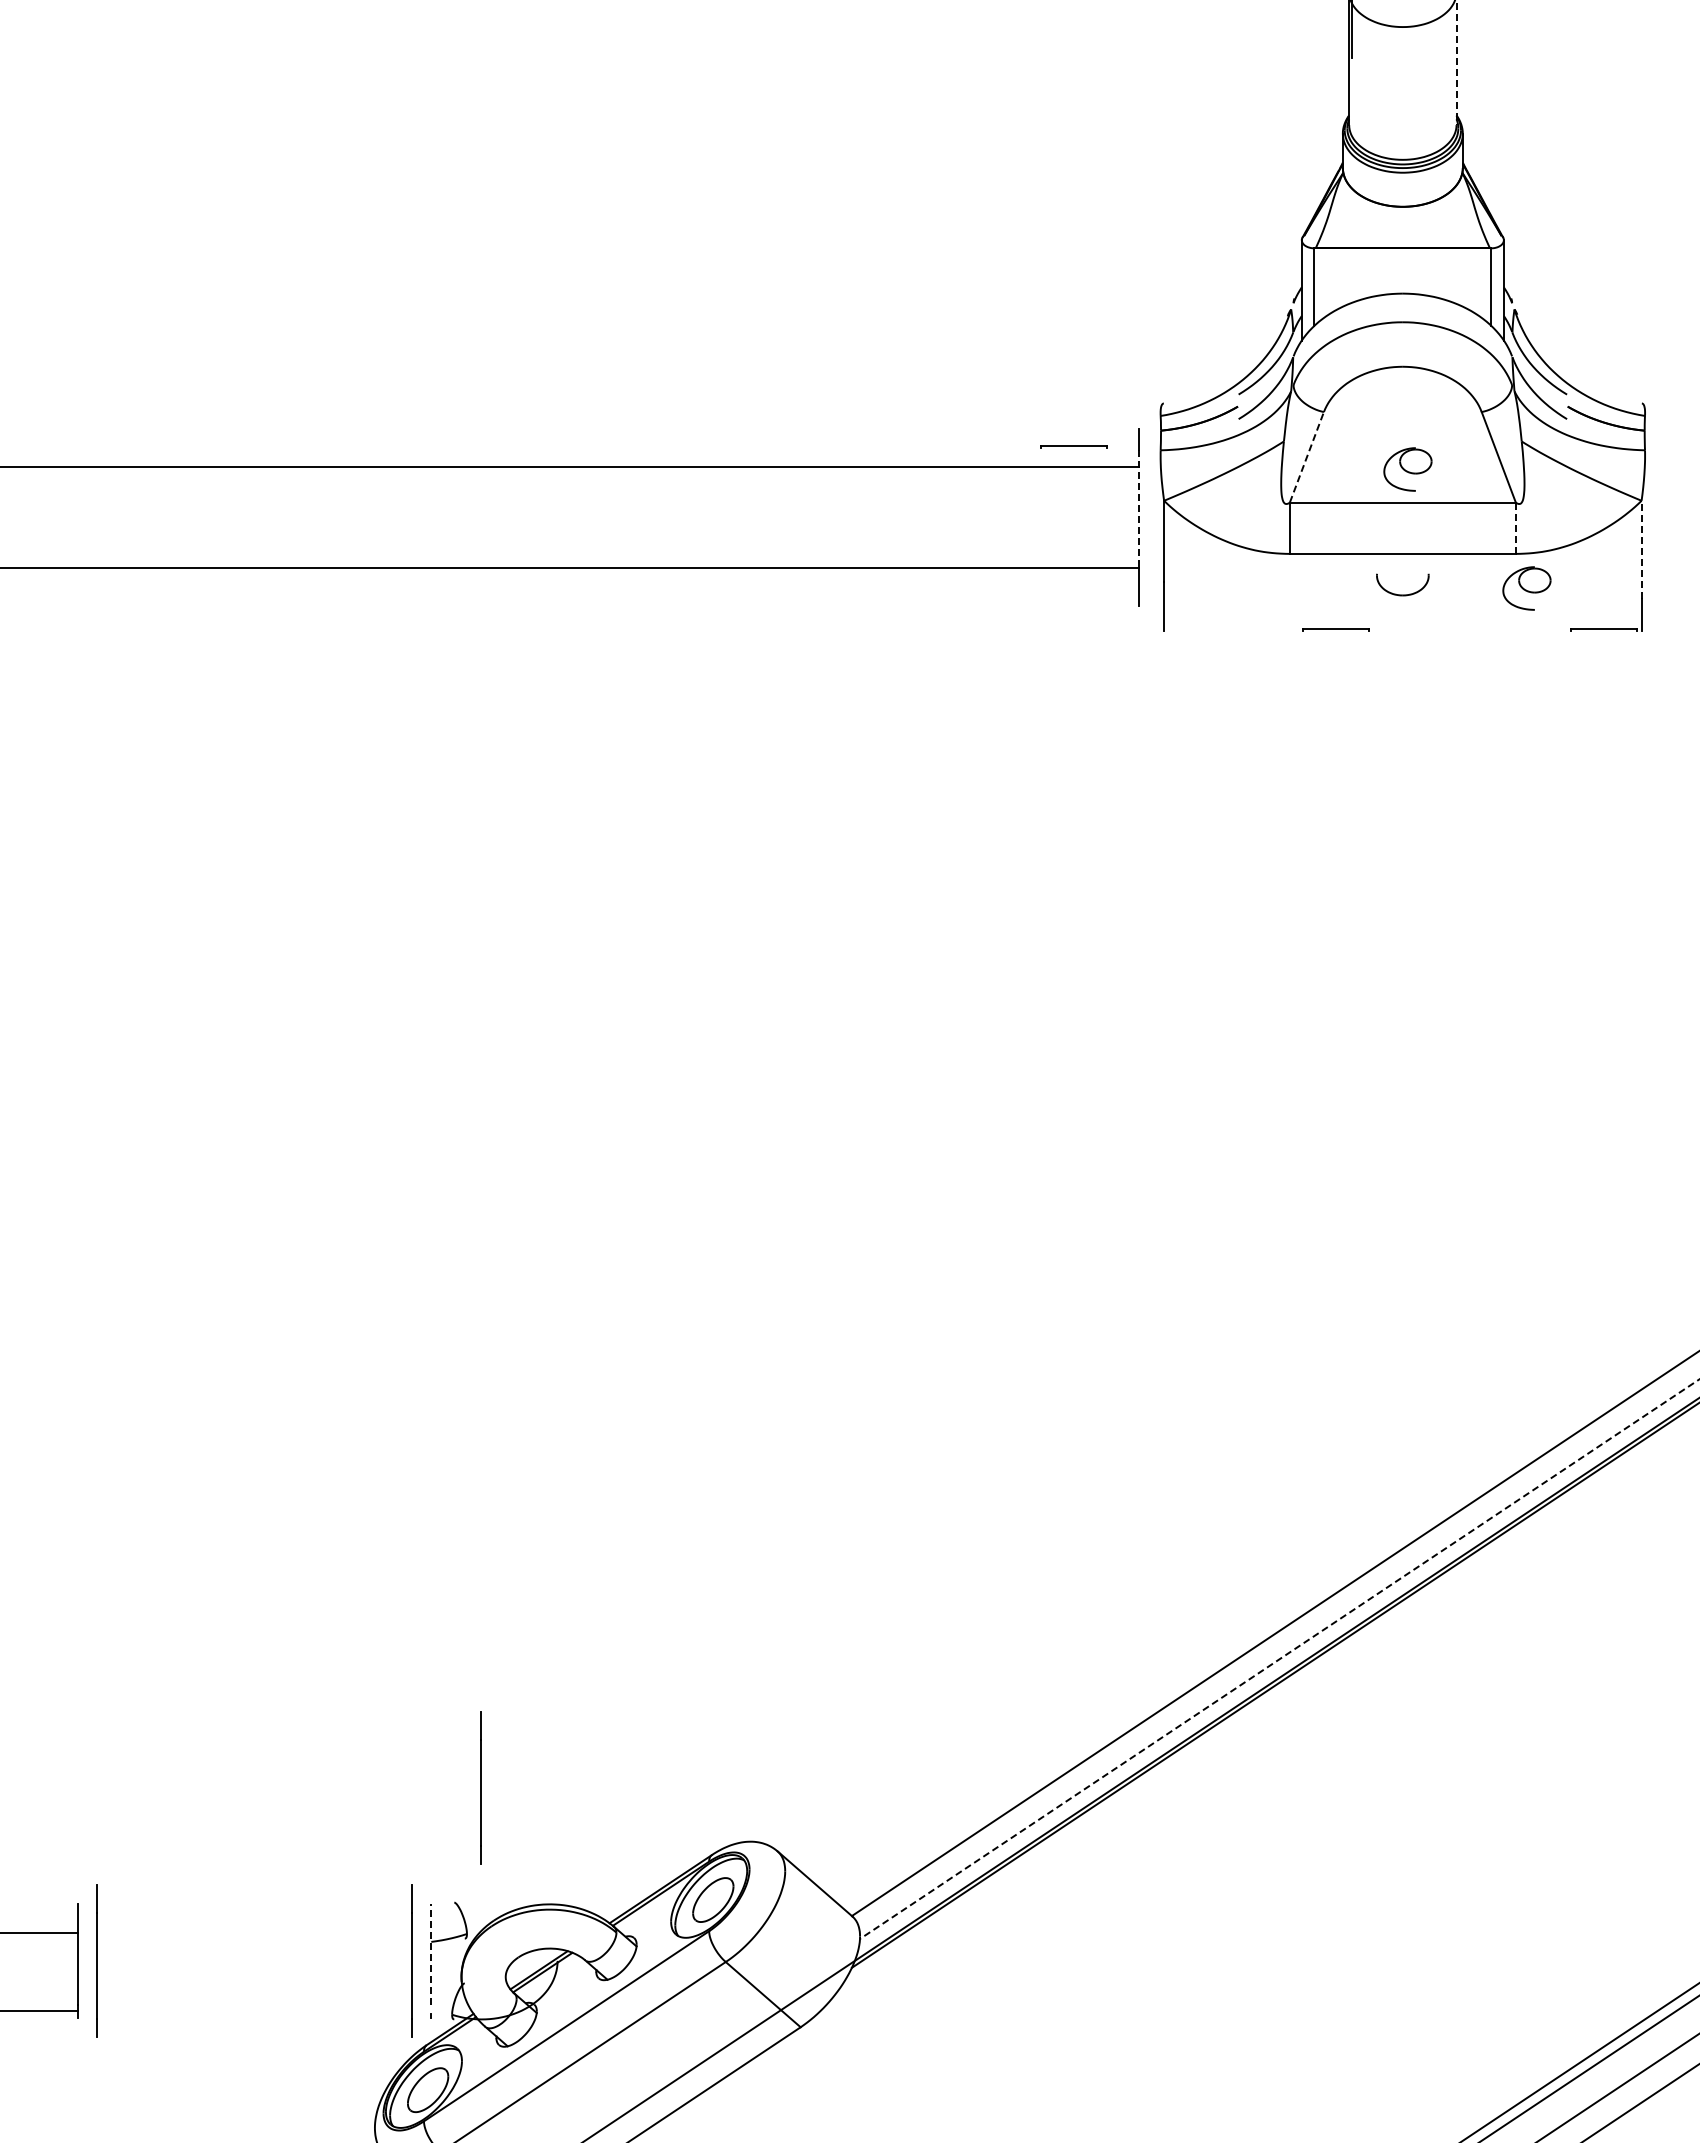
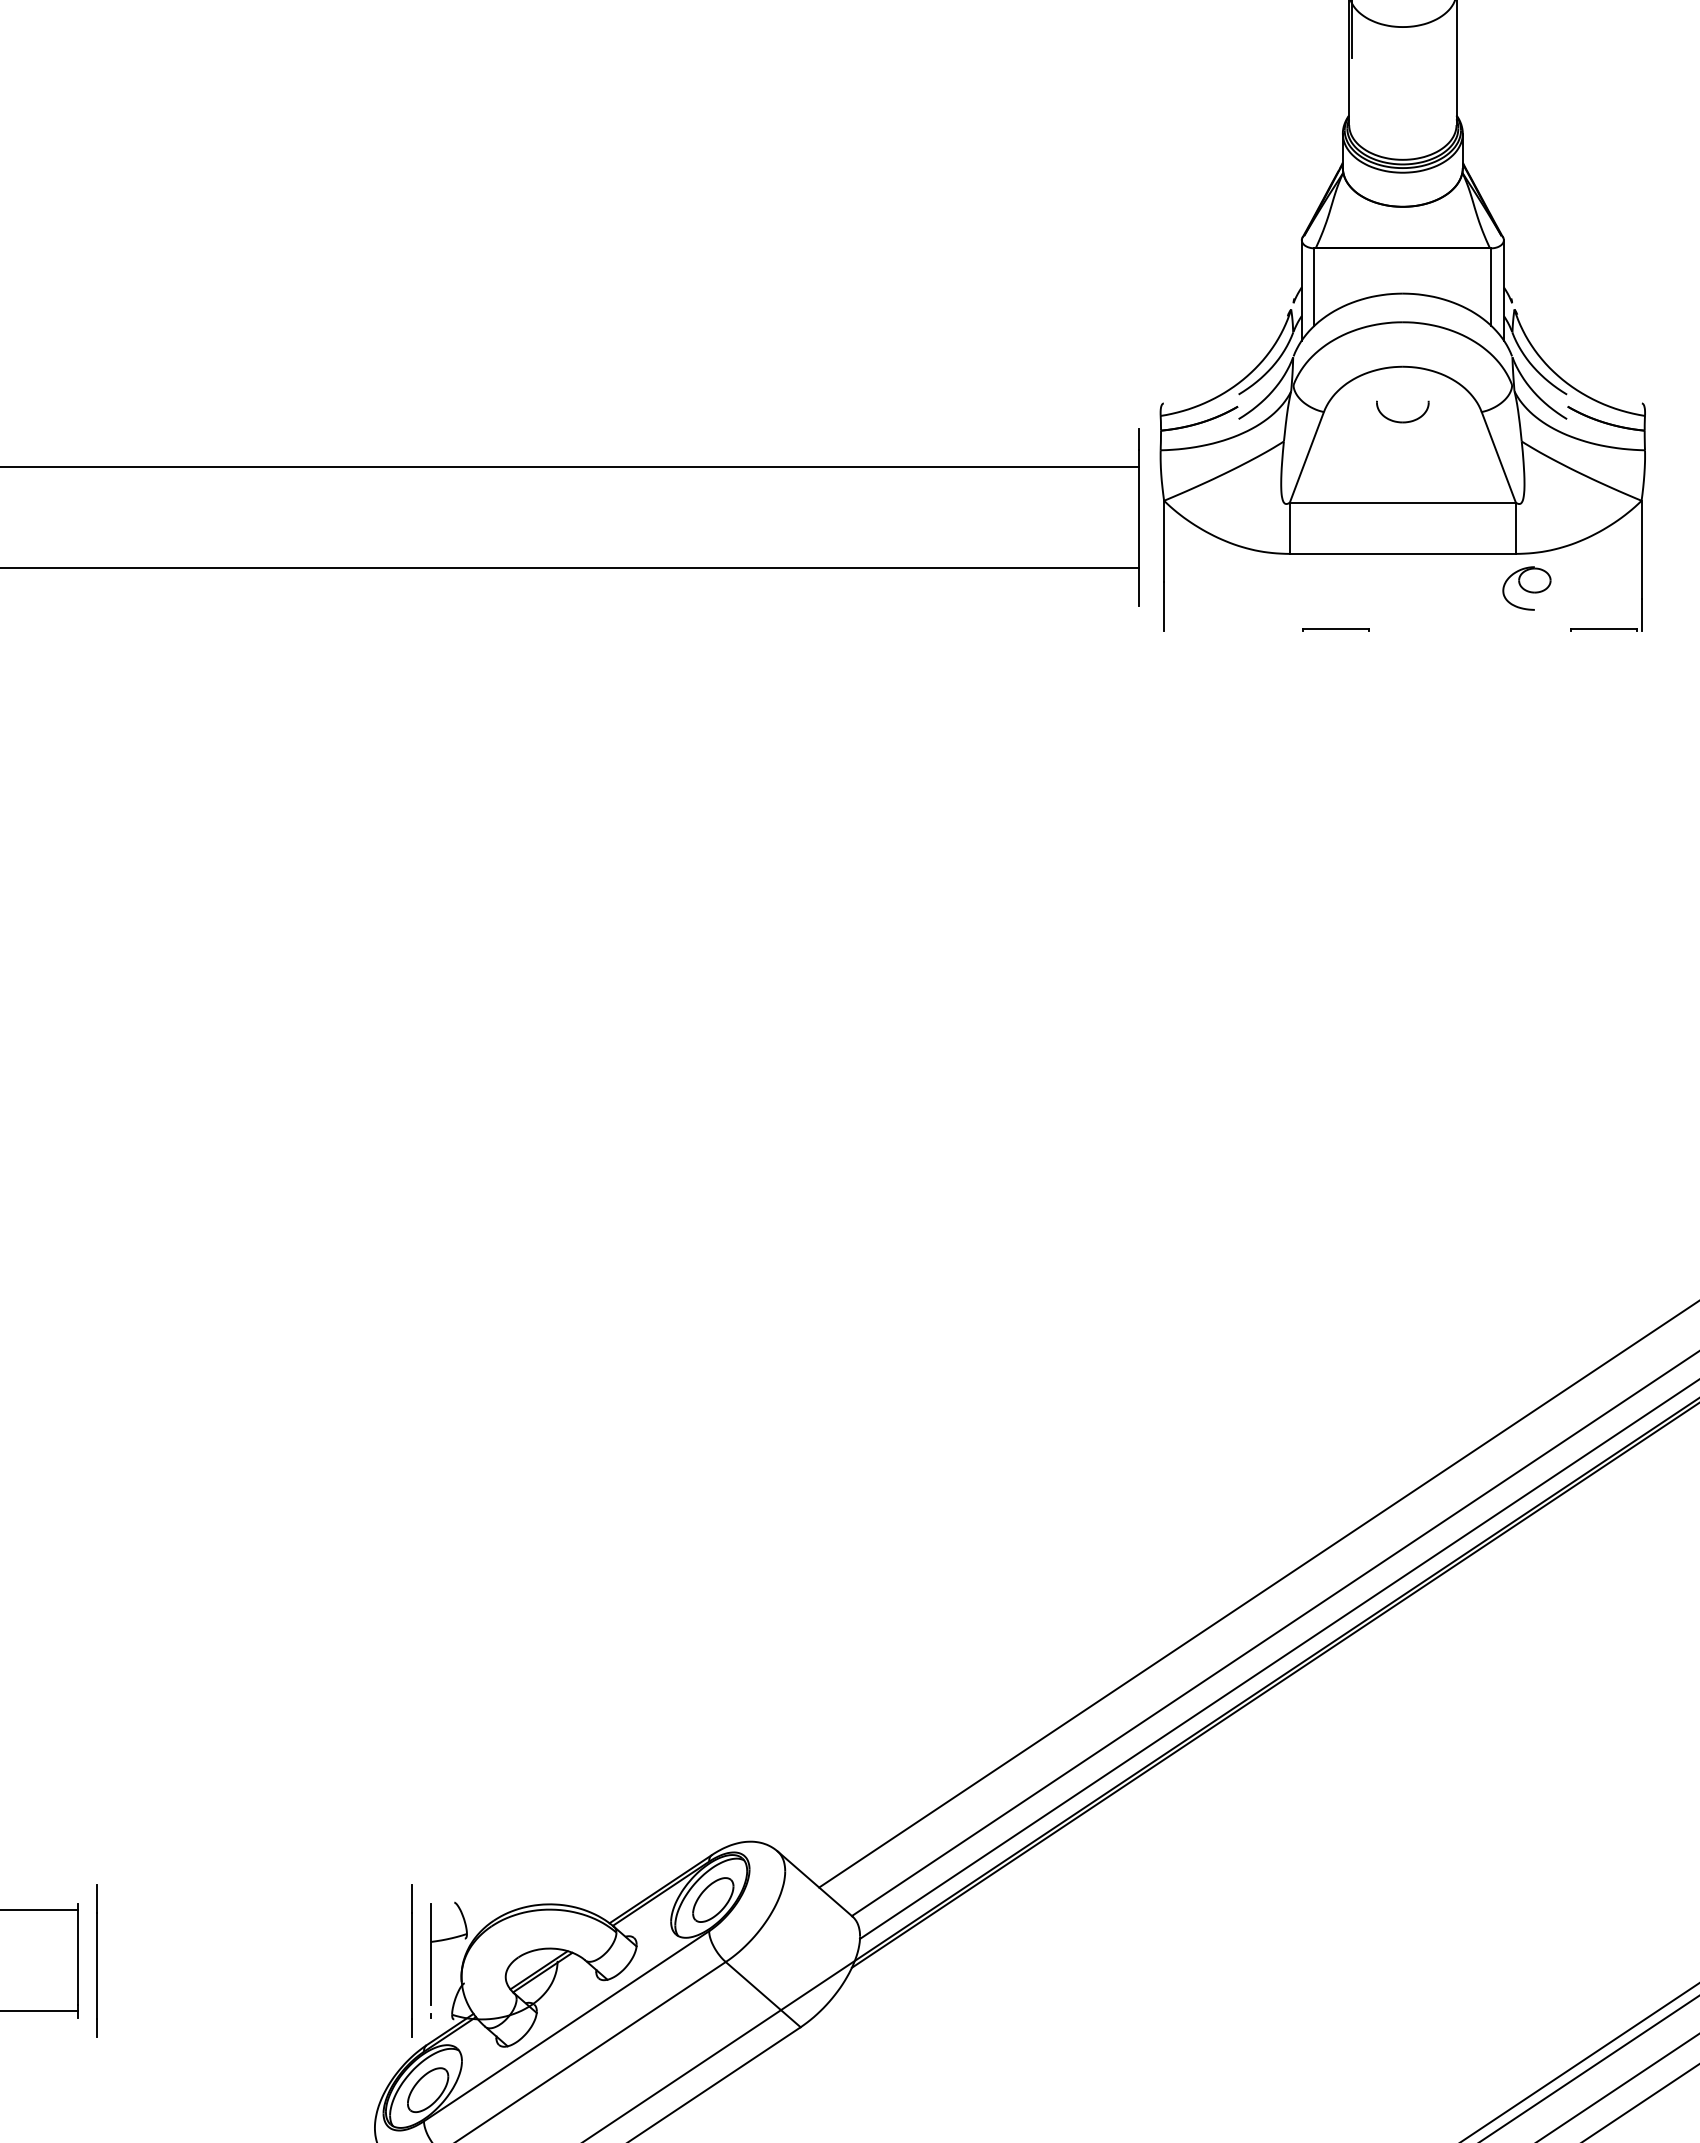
line: dashed -> solid (1456, 63)
part: present -> none (1073, 446)
line: dashed -> solid (1307, 456)
part: present -> none (1407, 469)
line: dashed -> solid (1138, 508)
line: dashed -> solid (1515, 528)
line: dashed -> solid (1641, 549)
part position: (1402, 594) -> (1402, 421) (1402, 421)
line: none -> present (1257, 1594)
line: dashed -> solid (1279, 1659)
line: present -> none (480, 1787)
line position: (39, 1933) -> (39, 1910) (39, 1910)
line: dashed -> solid (431, 1953)
